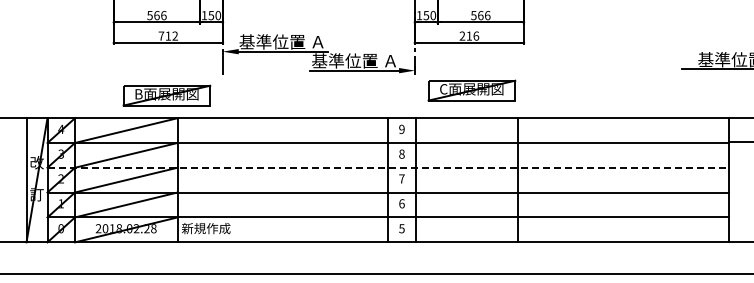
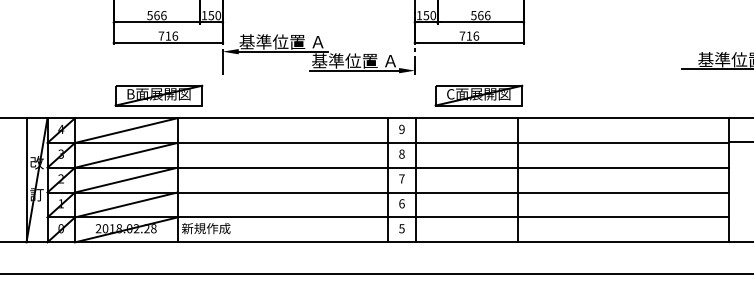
text: 712 -> 716 (175, 35)
text: 216 -> 716 (462, 35)
part position: (471, 90) -> (478, 95) (478, 95)
part position: (166, 95) -> (158, 95) (158, 95)
line: dashed -> solid (388, 167)
